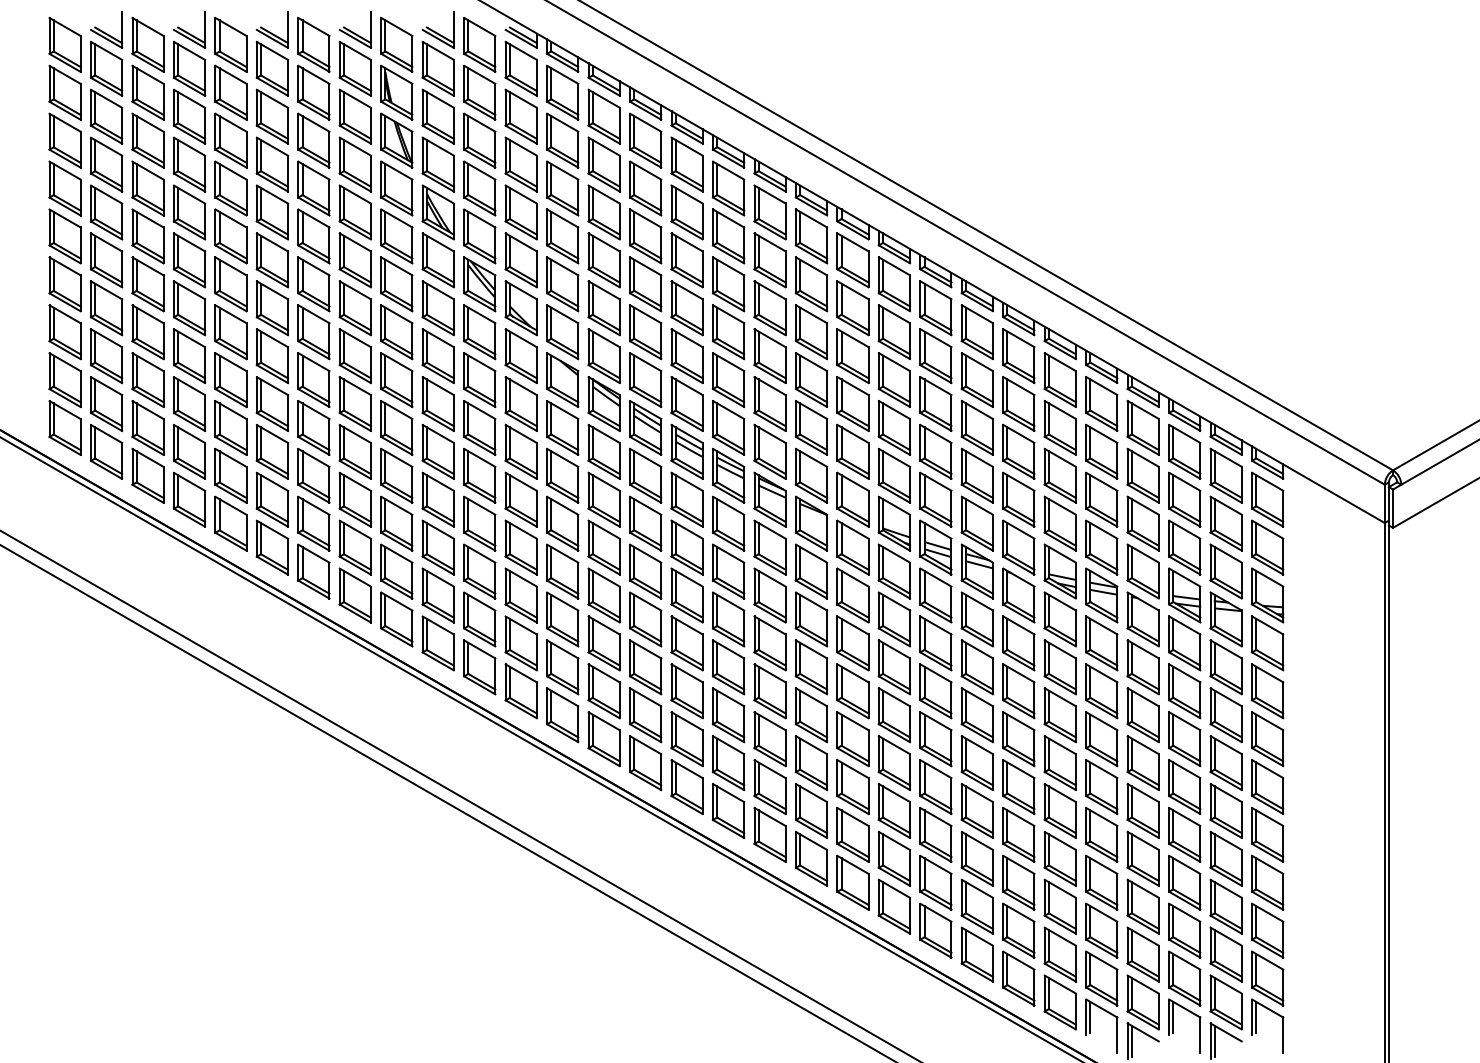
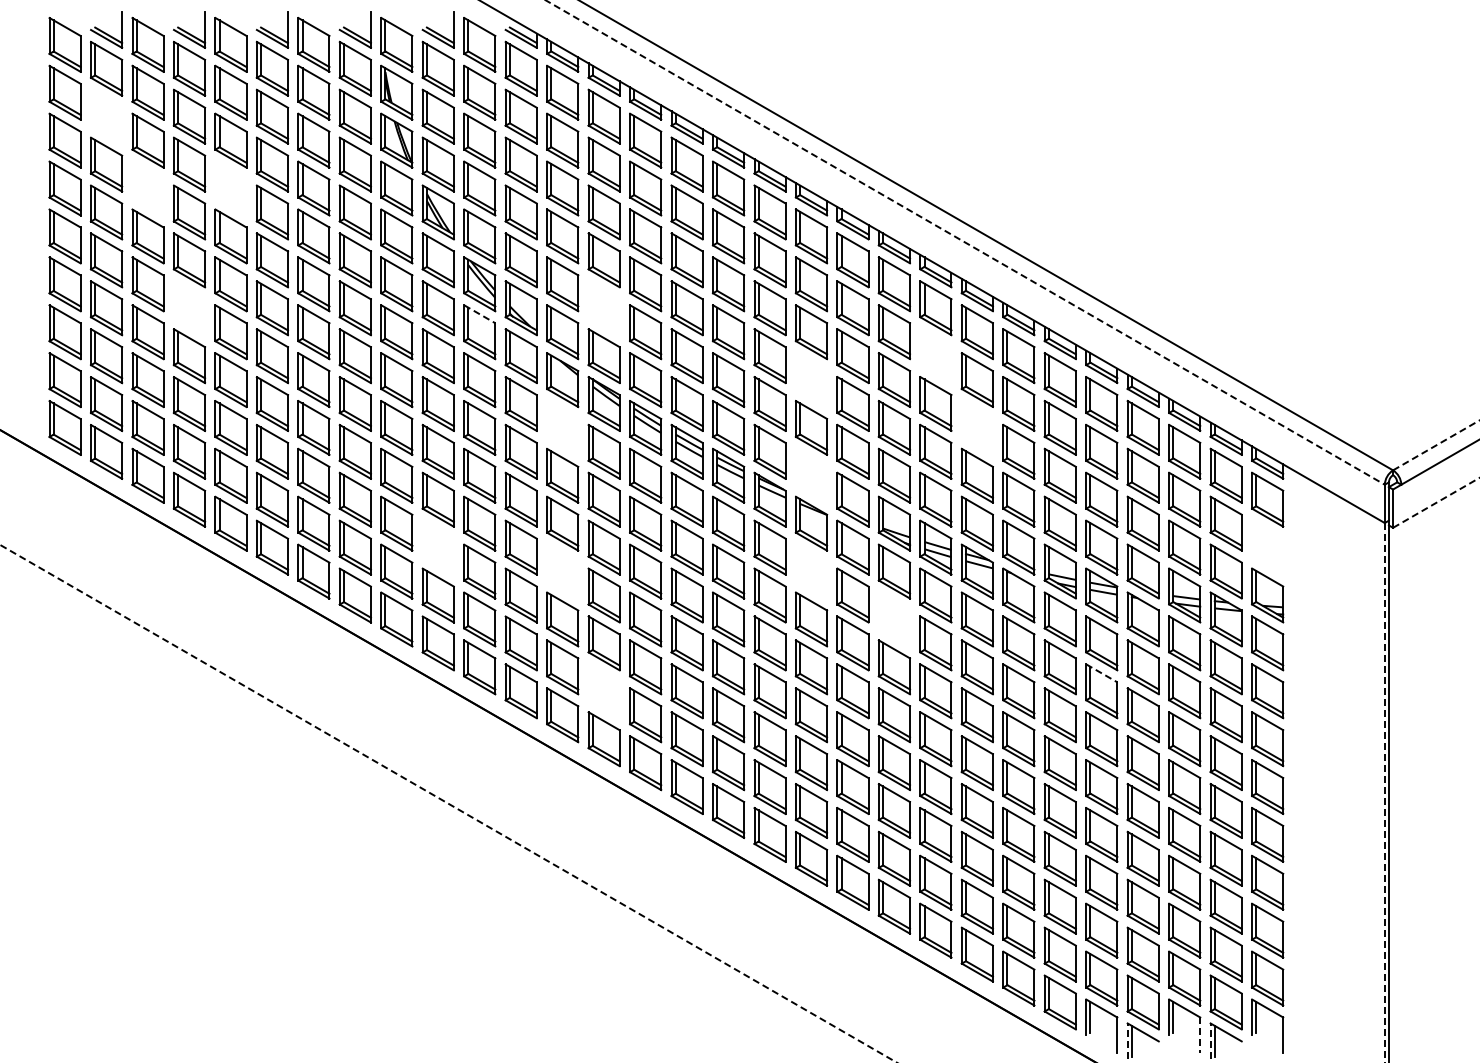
part: present -> none (106, 116)
part: present -> none (147, 188)
part: present -> none (230, 188)
line: solid -> dashed (965, 242)
part: present -> none (189, 308)
part: present -> none (603, 308)
line: solid -> dashed (479, 314)
part: present -> none (935, 356)
part: present -> none (811, 379)
part: present -> none (562, 427)
part: present -> none (976, 427)
line: solid -> dashed (1436, 445)
part: present -> none (811, 475)
line: solid -> dashed (1436, 502)
part: present -> none (437, 547)
part: present -> none (1267, 547)
part: present -> none (562, 571)
part: present -> none (811, 571)
part: present -> none (894, 619)
line: solid -> dashed (1101, 673)
part: present -> none (603, 691)
line: present -> none (540, 748)
line: solid -> dashed (1384, 793)
line: present -> none (459, 795)
line: solid -> dashed (448, 803)
line: solid -> dashed (1200, 1035)
line: solid -> dashed (1127, 1041)
line: solid -> dashed (1210, 1041)
